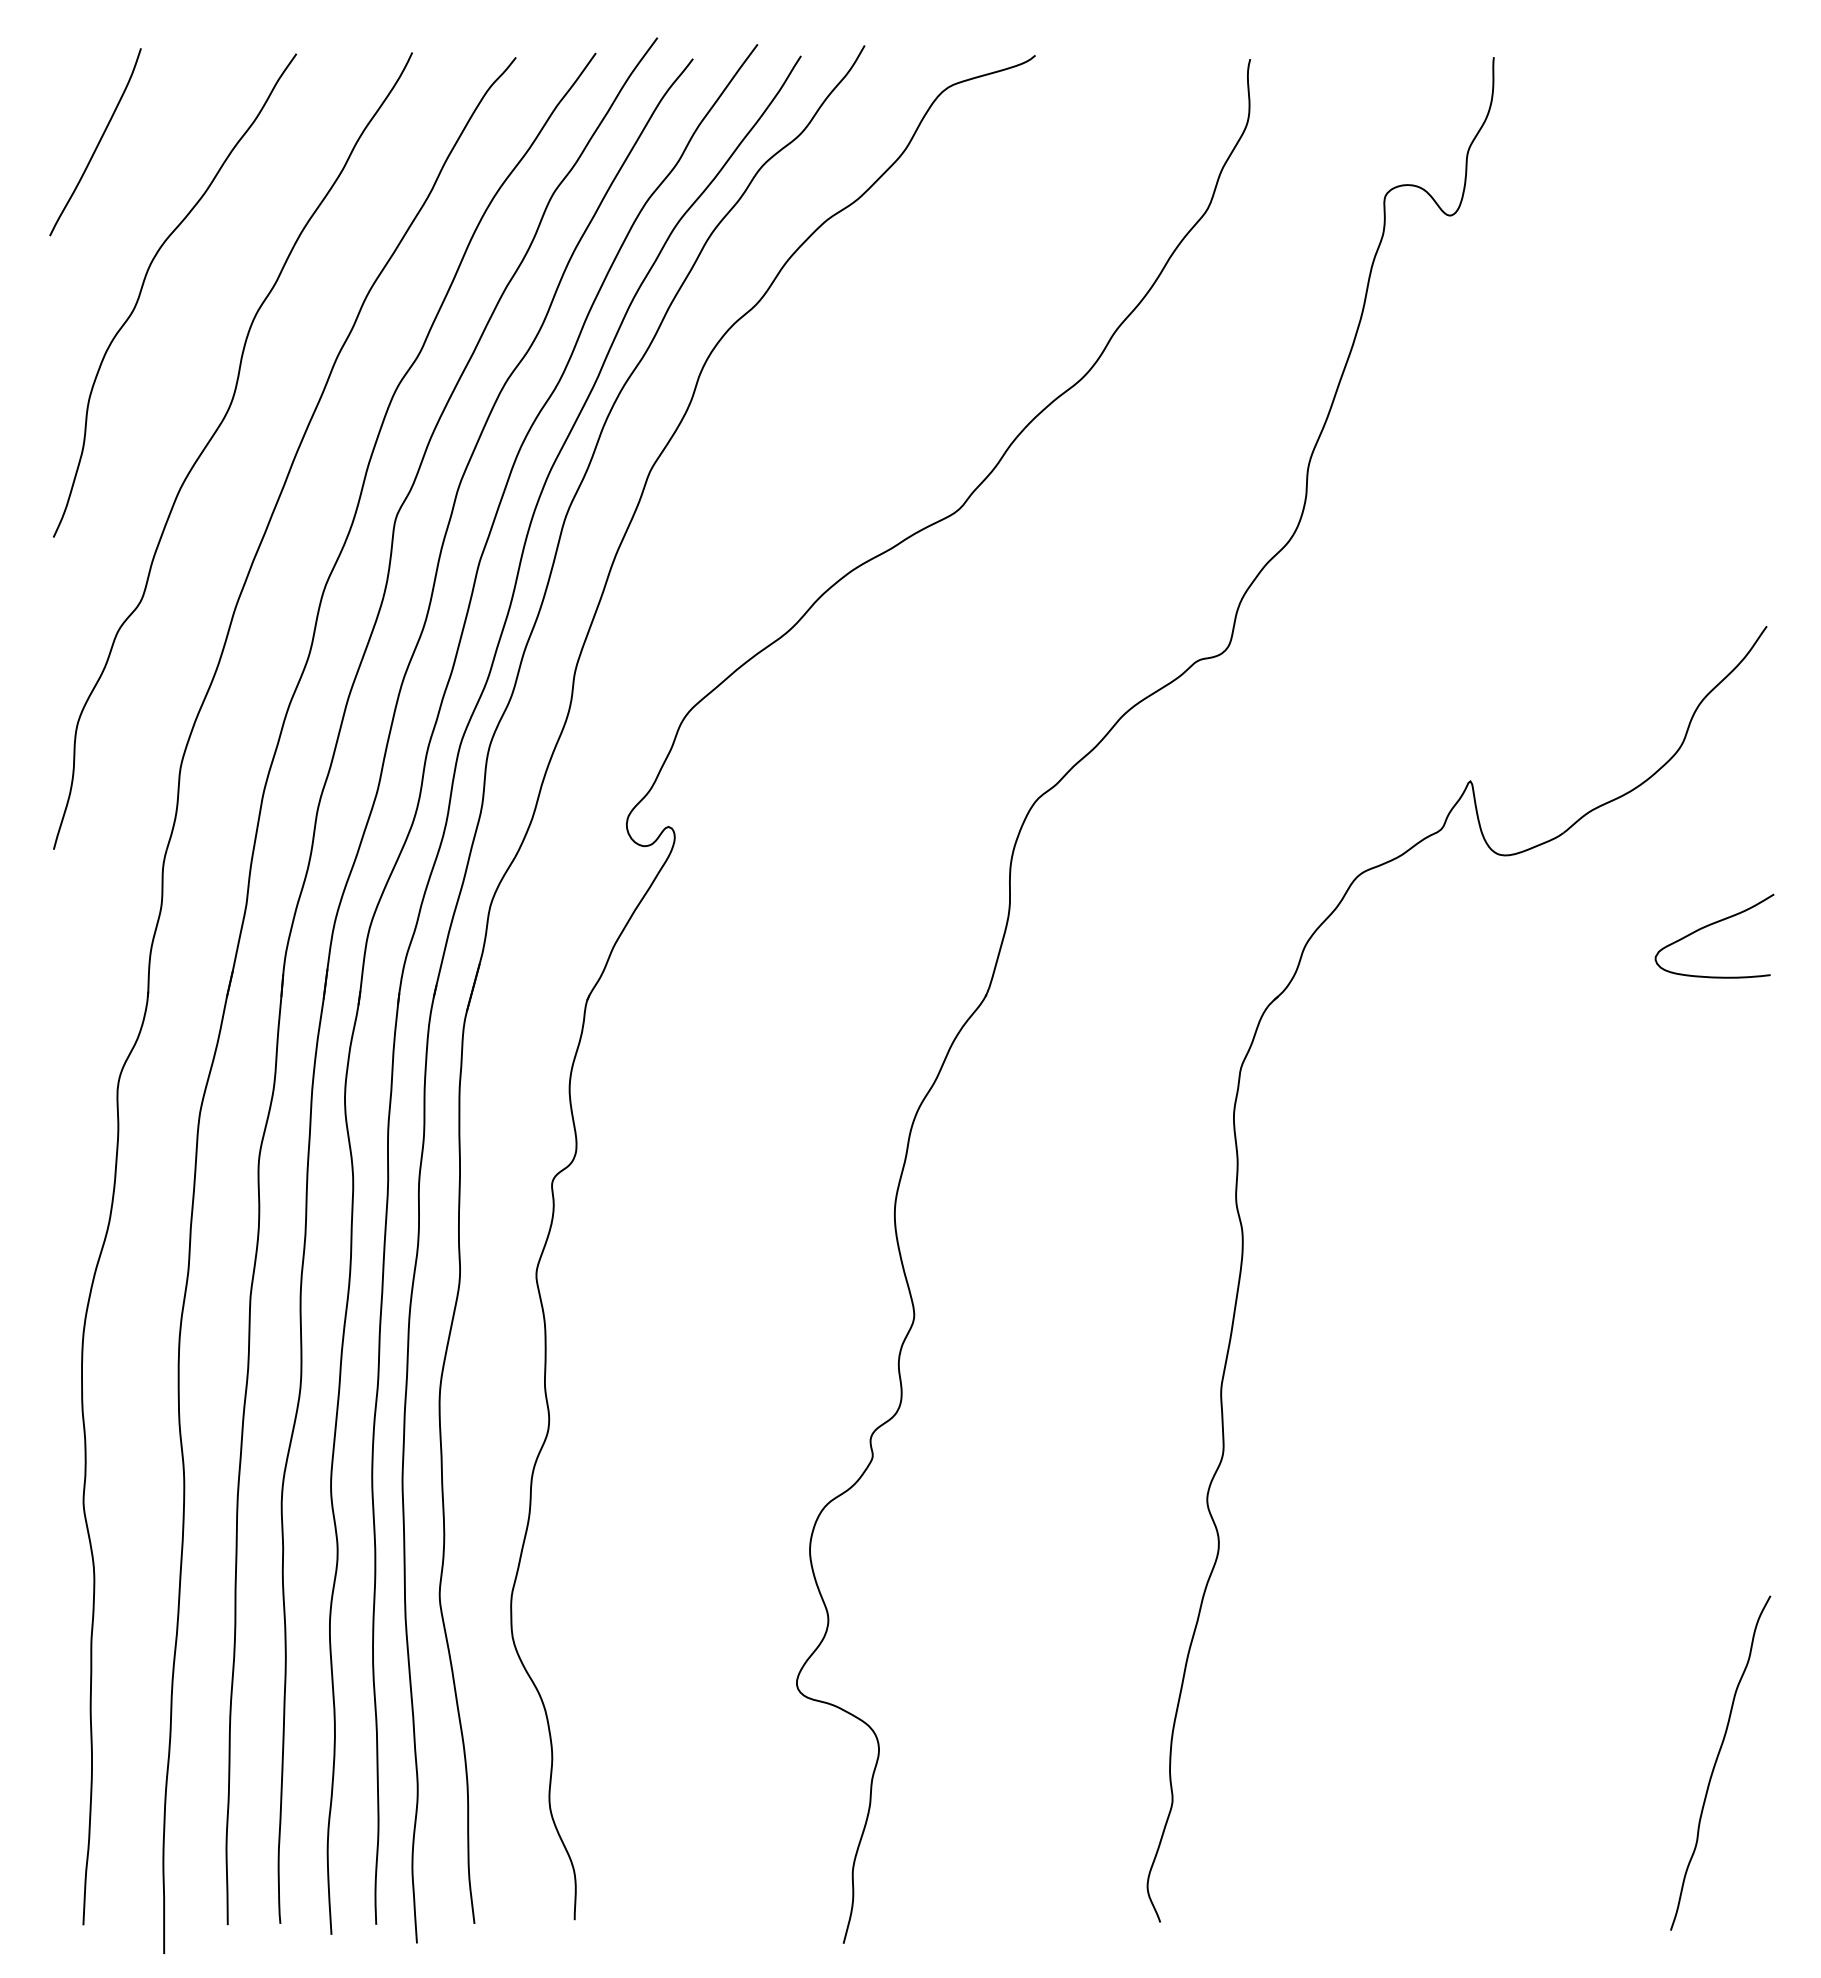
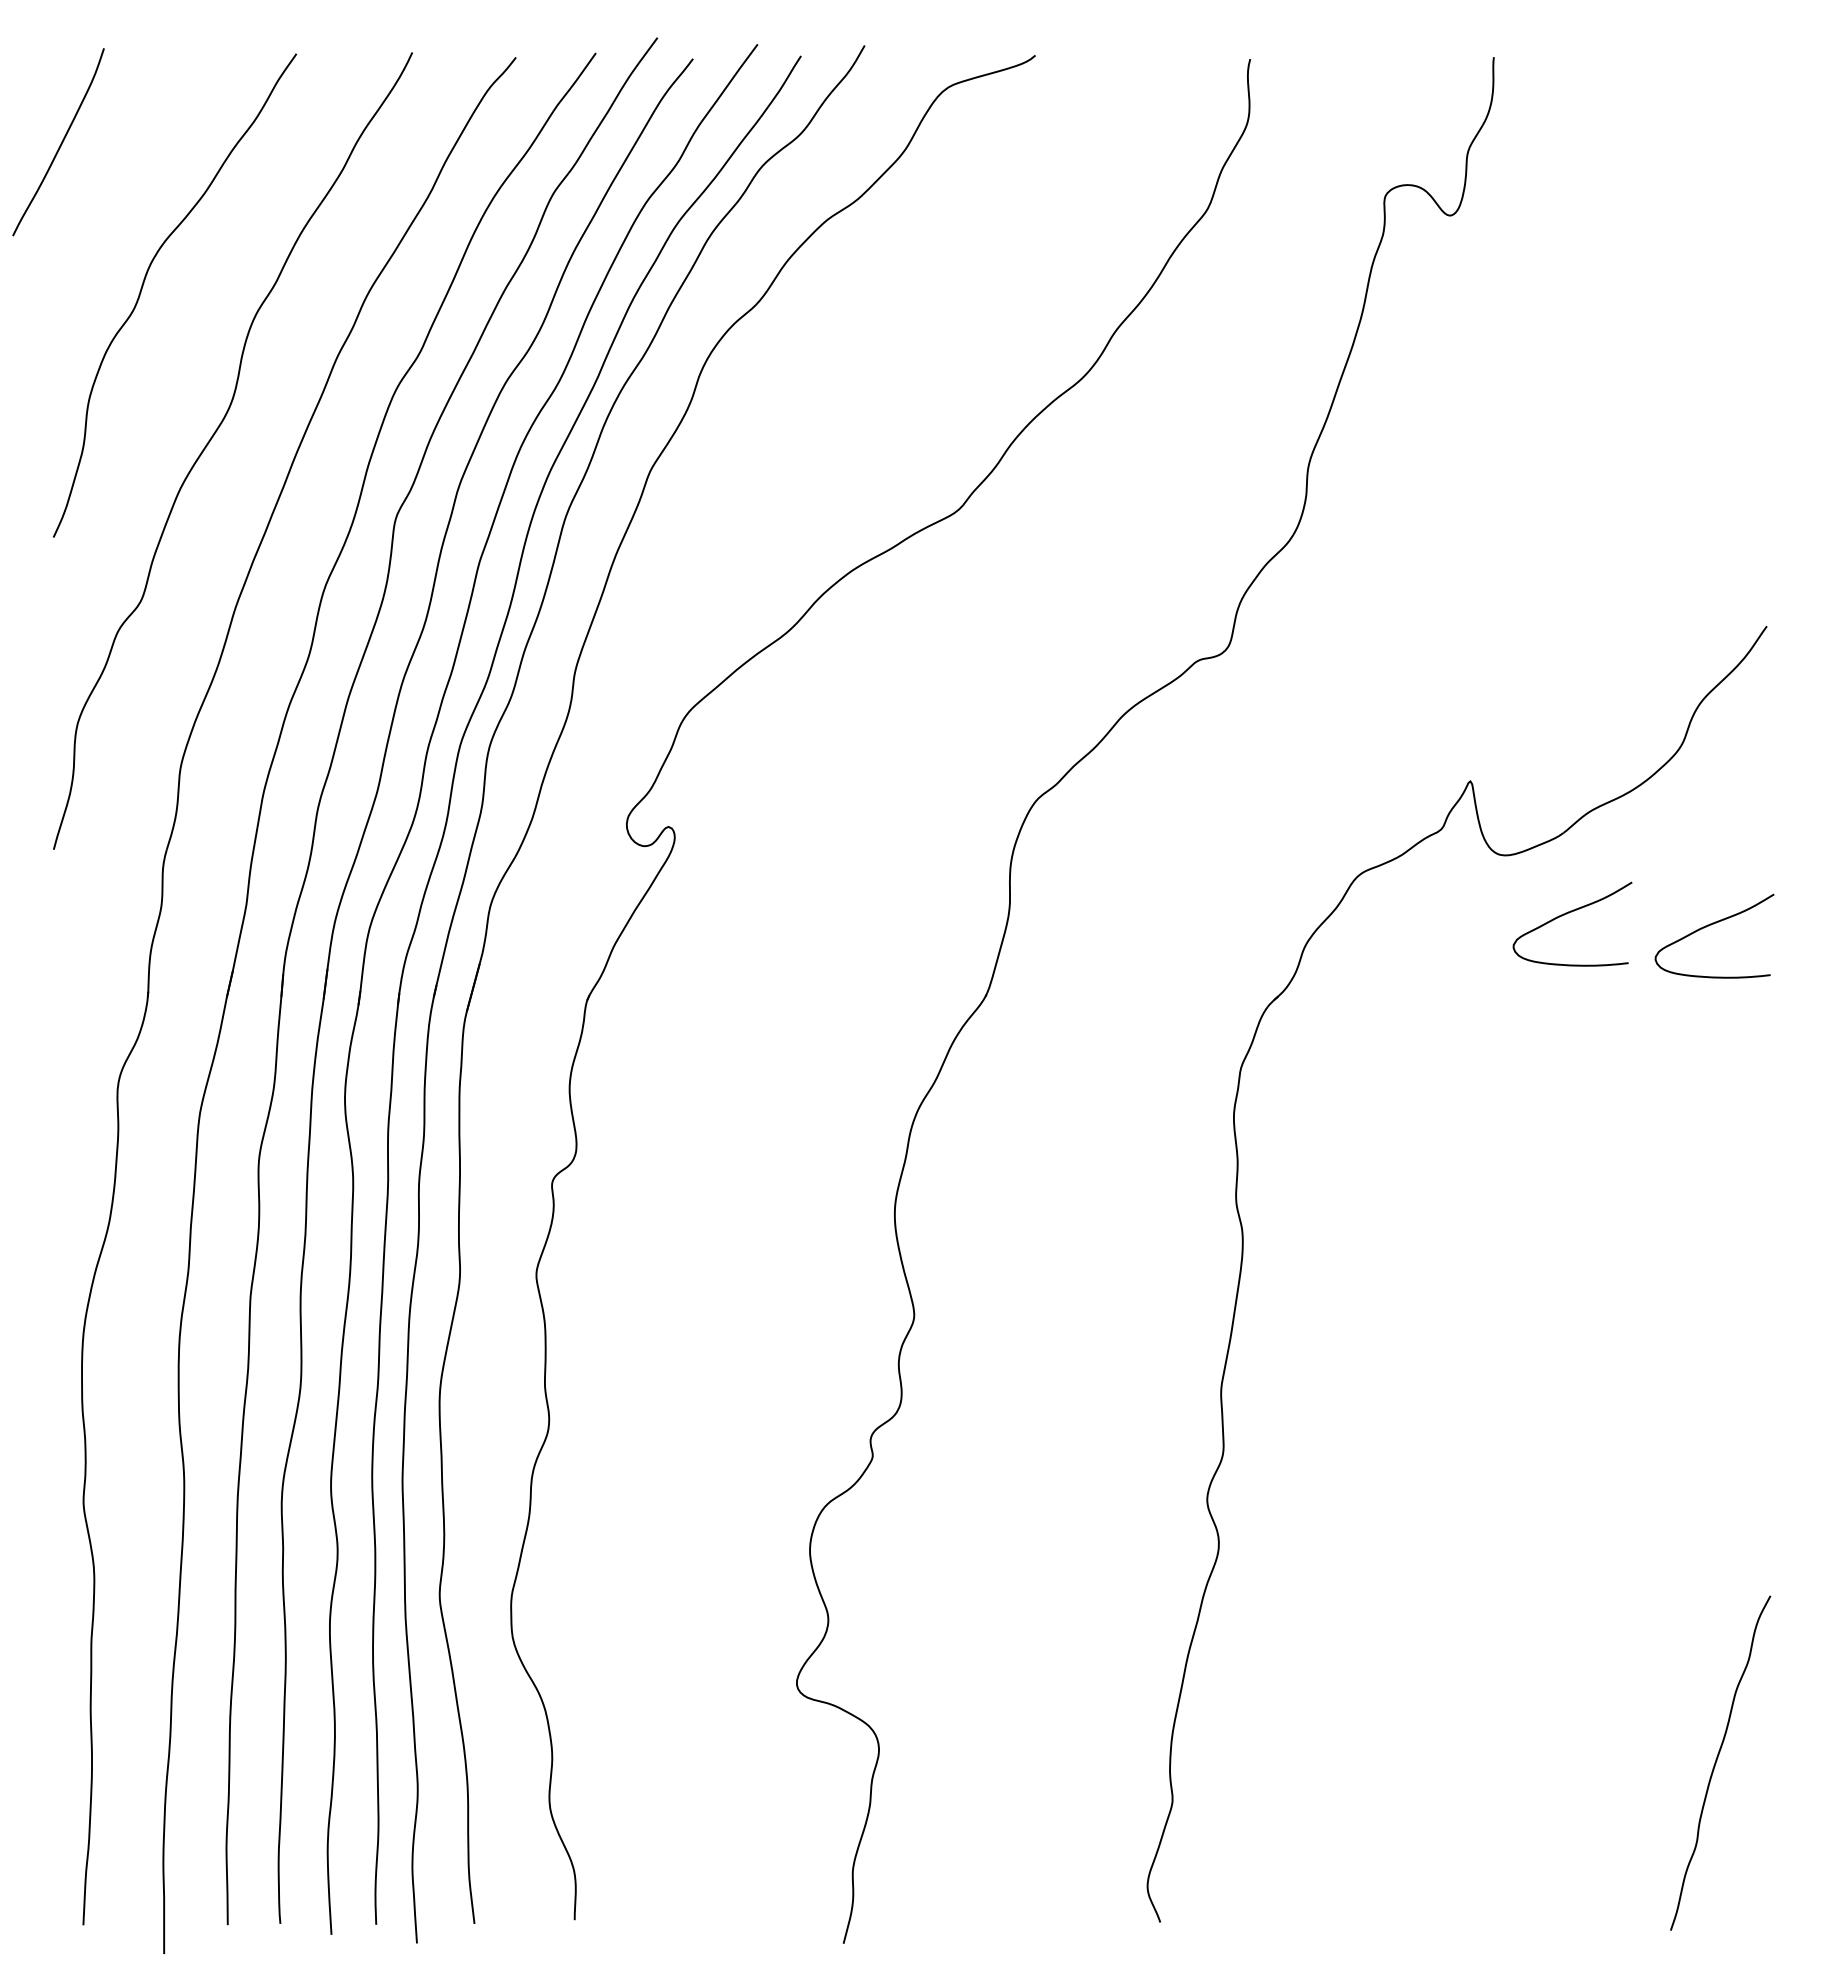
curve position: (97, 143) -> (60, 143) (60, 143)
curve: none -> present (1569, 913)
